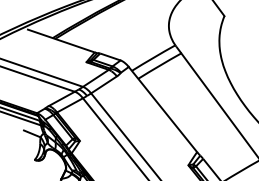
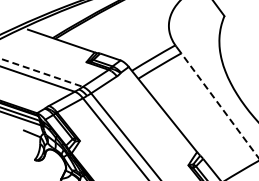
line: solid -> dashed (41, 72)
line: solid -> dashed (219, 105)
